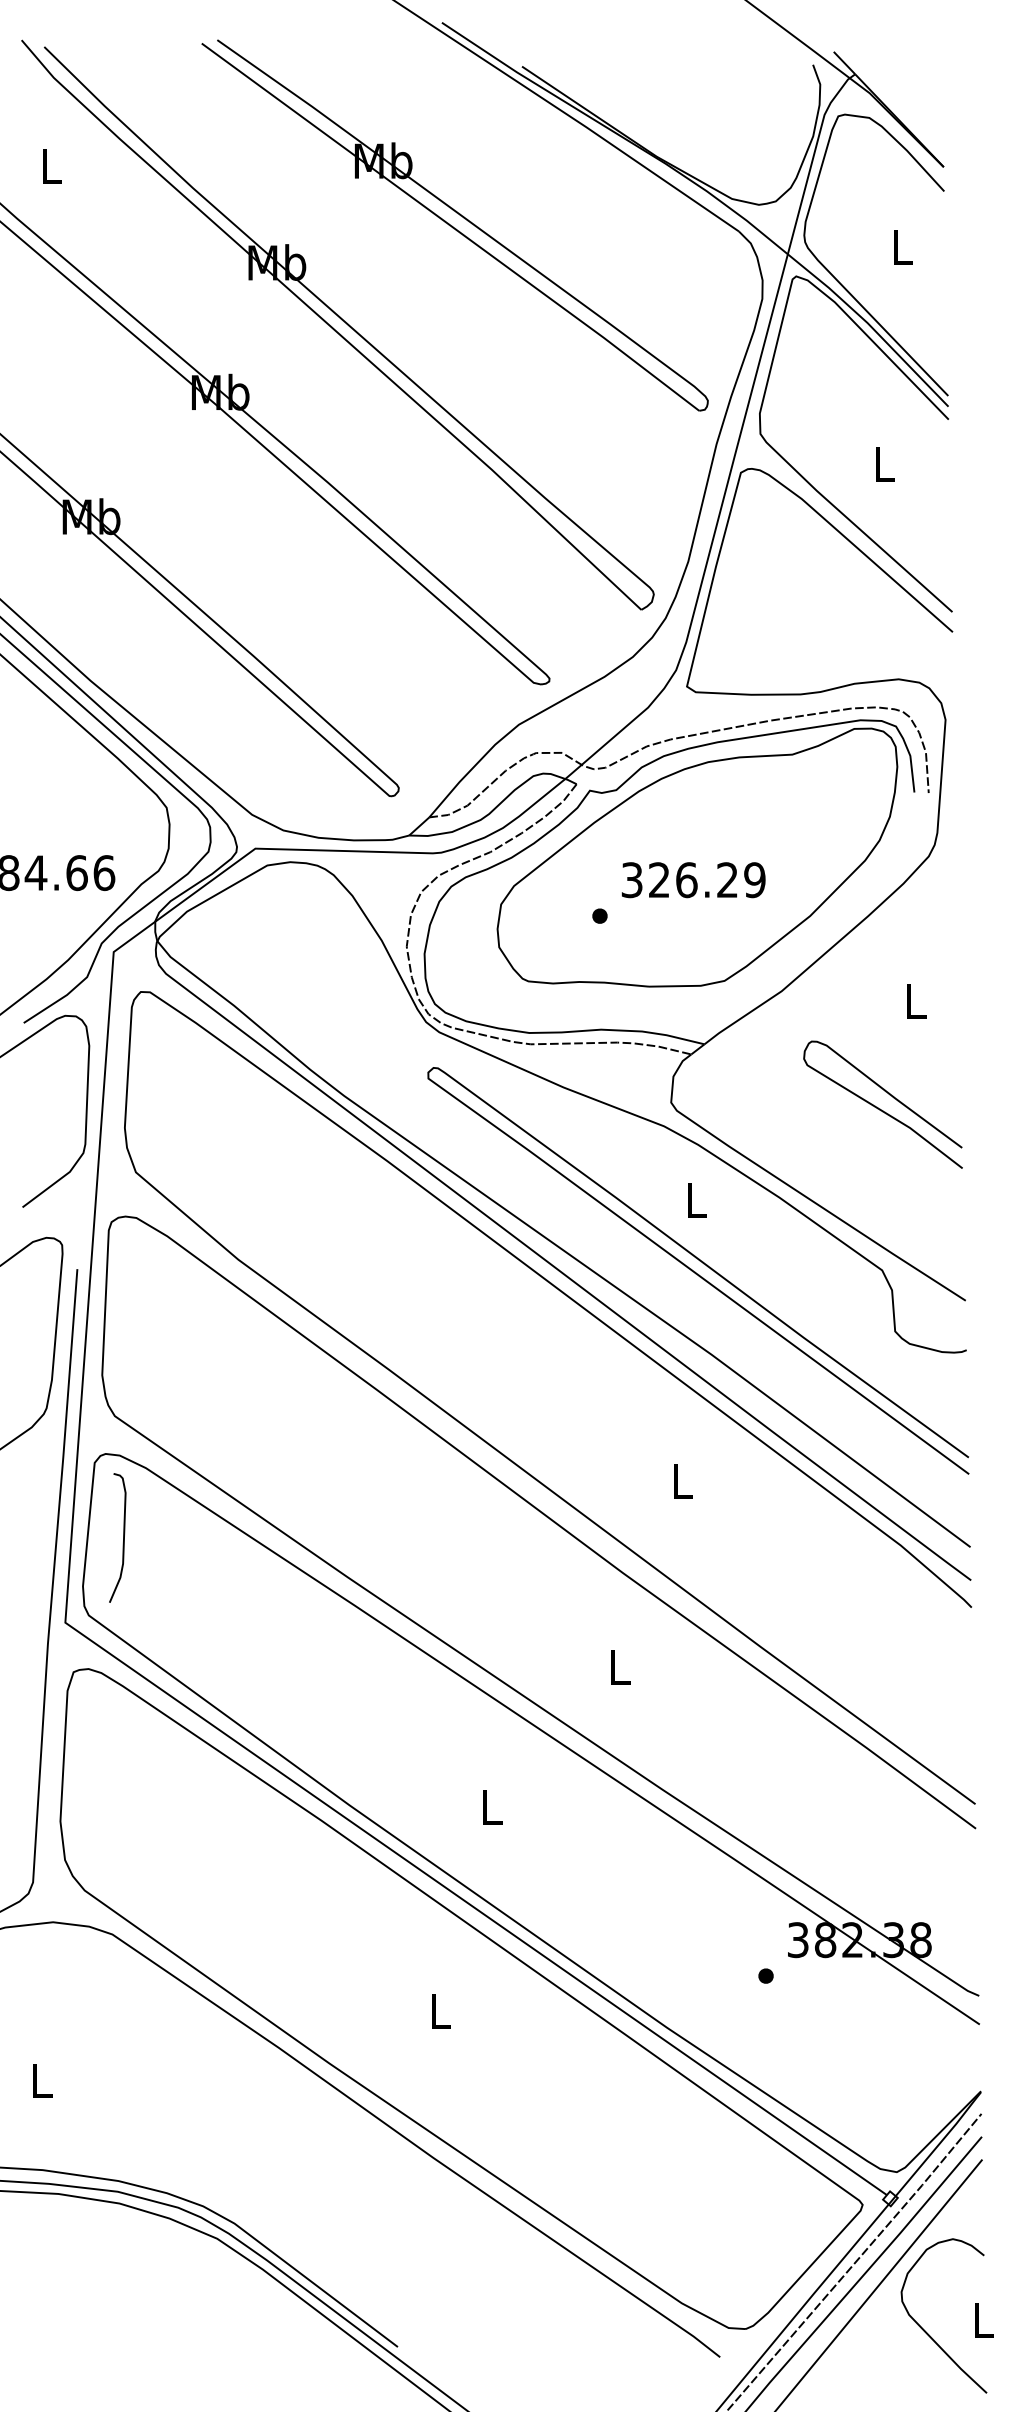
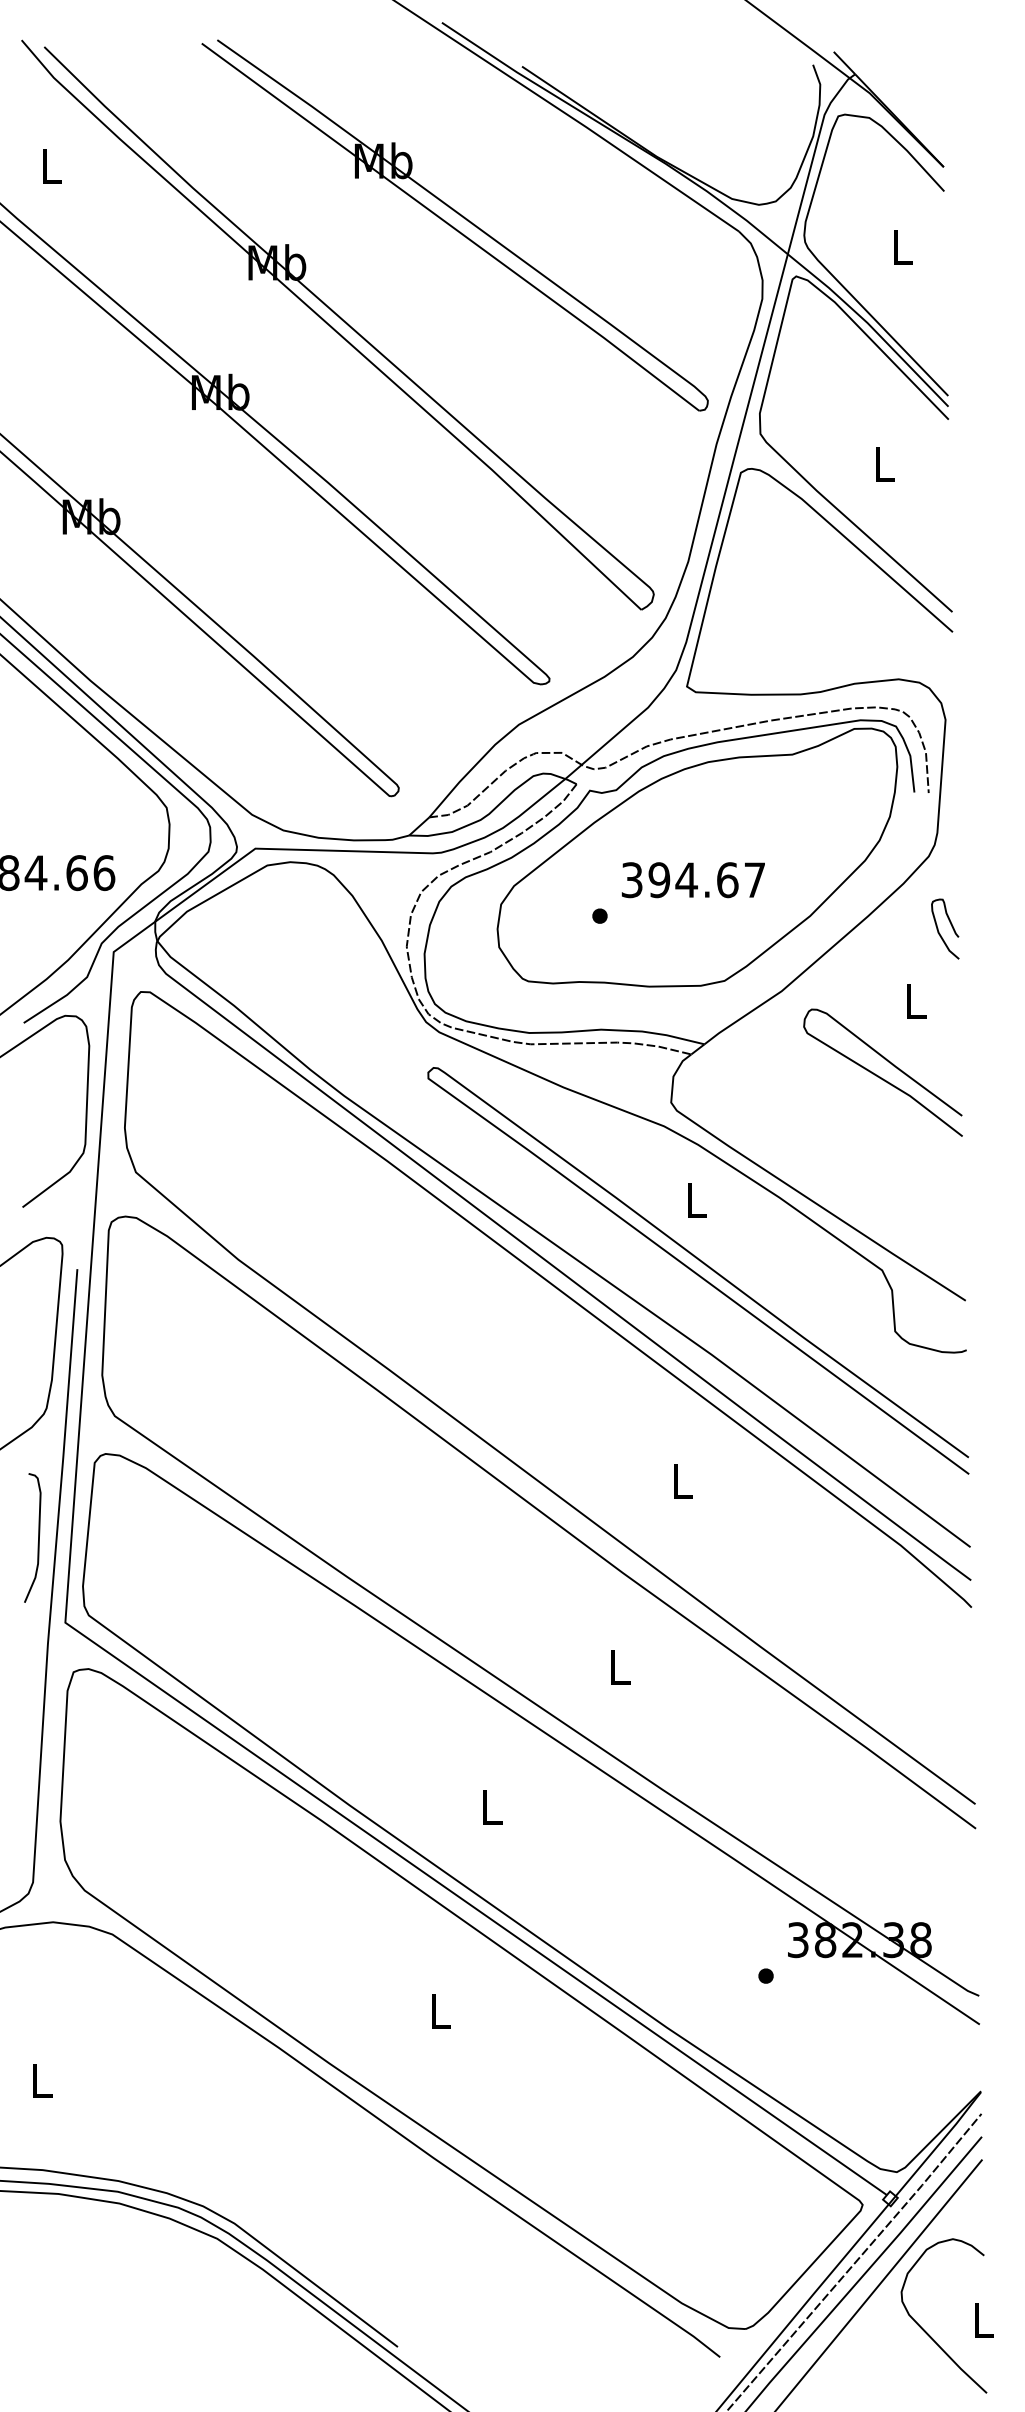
text: 326.29 -> 394.67 (706, 880)
curve: none -> present (951, 926)
curve position: (880, 1108) -> (880, 1076) (880, 1076)
curve position: (123, 1537) -> (38, 1537) (38, 1537)
